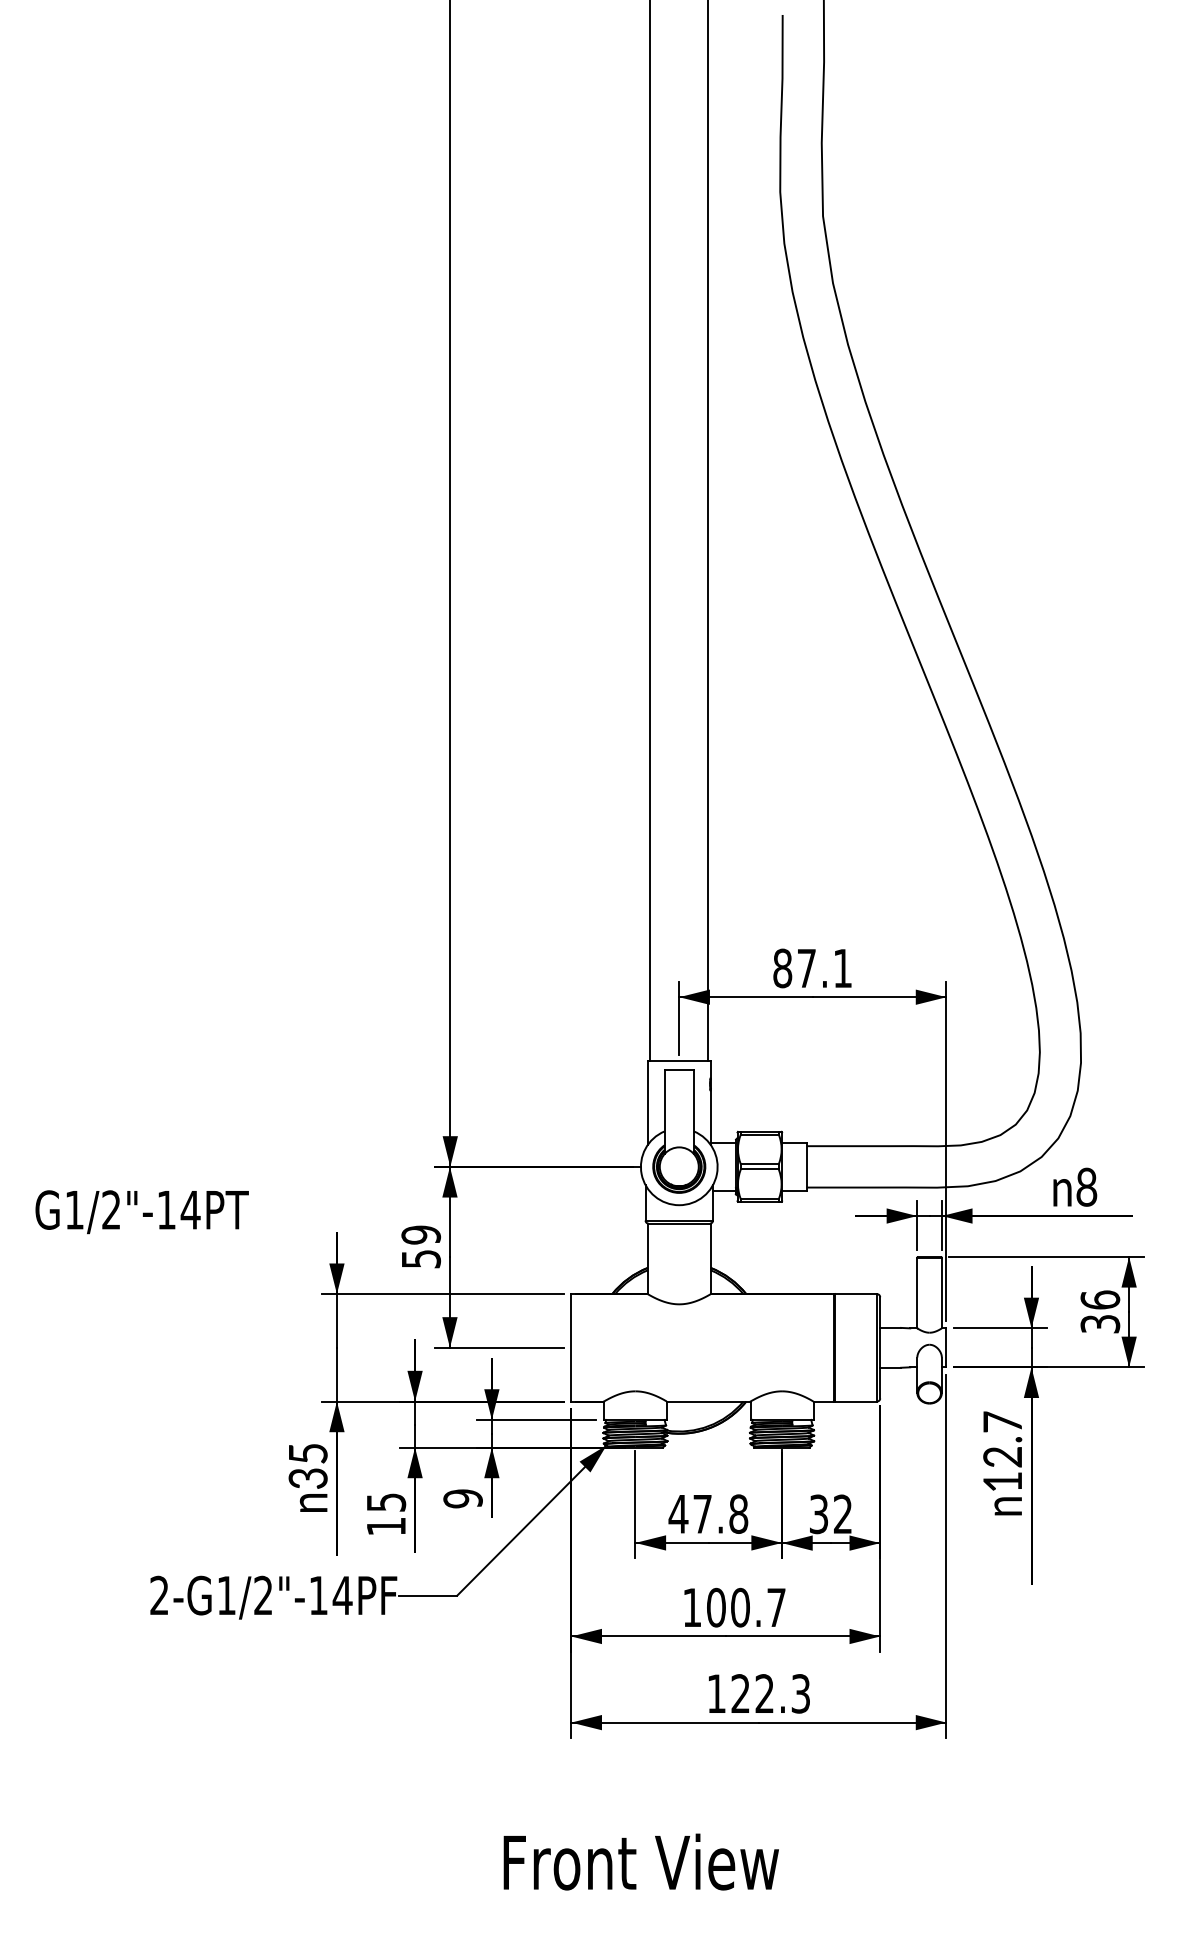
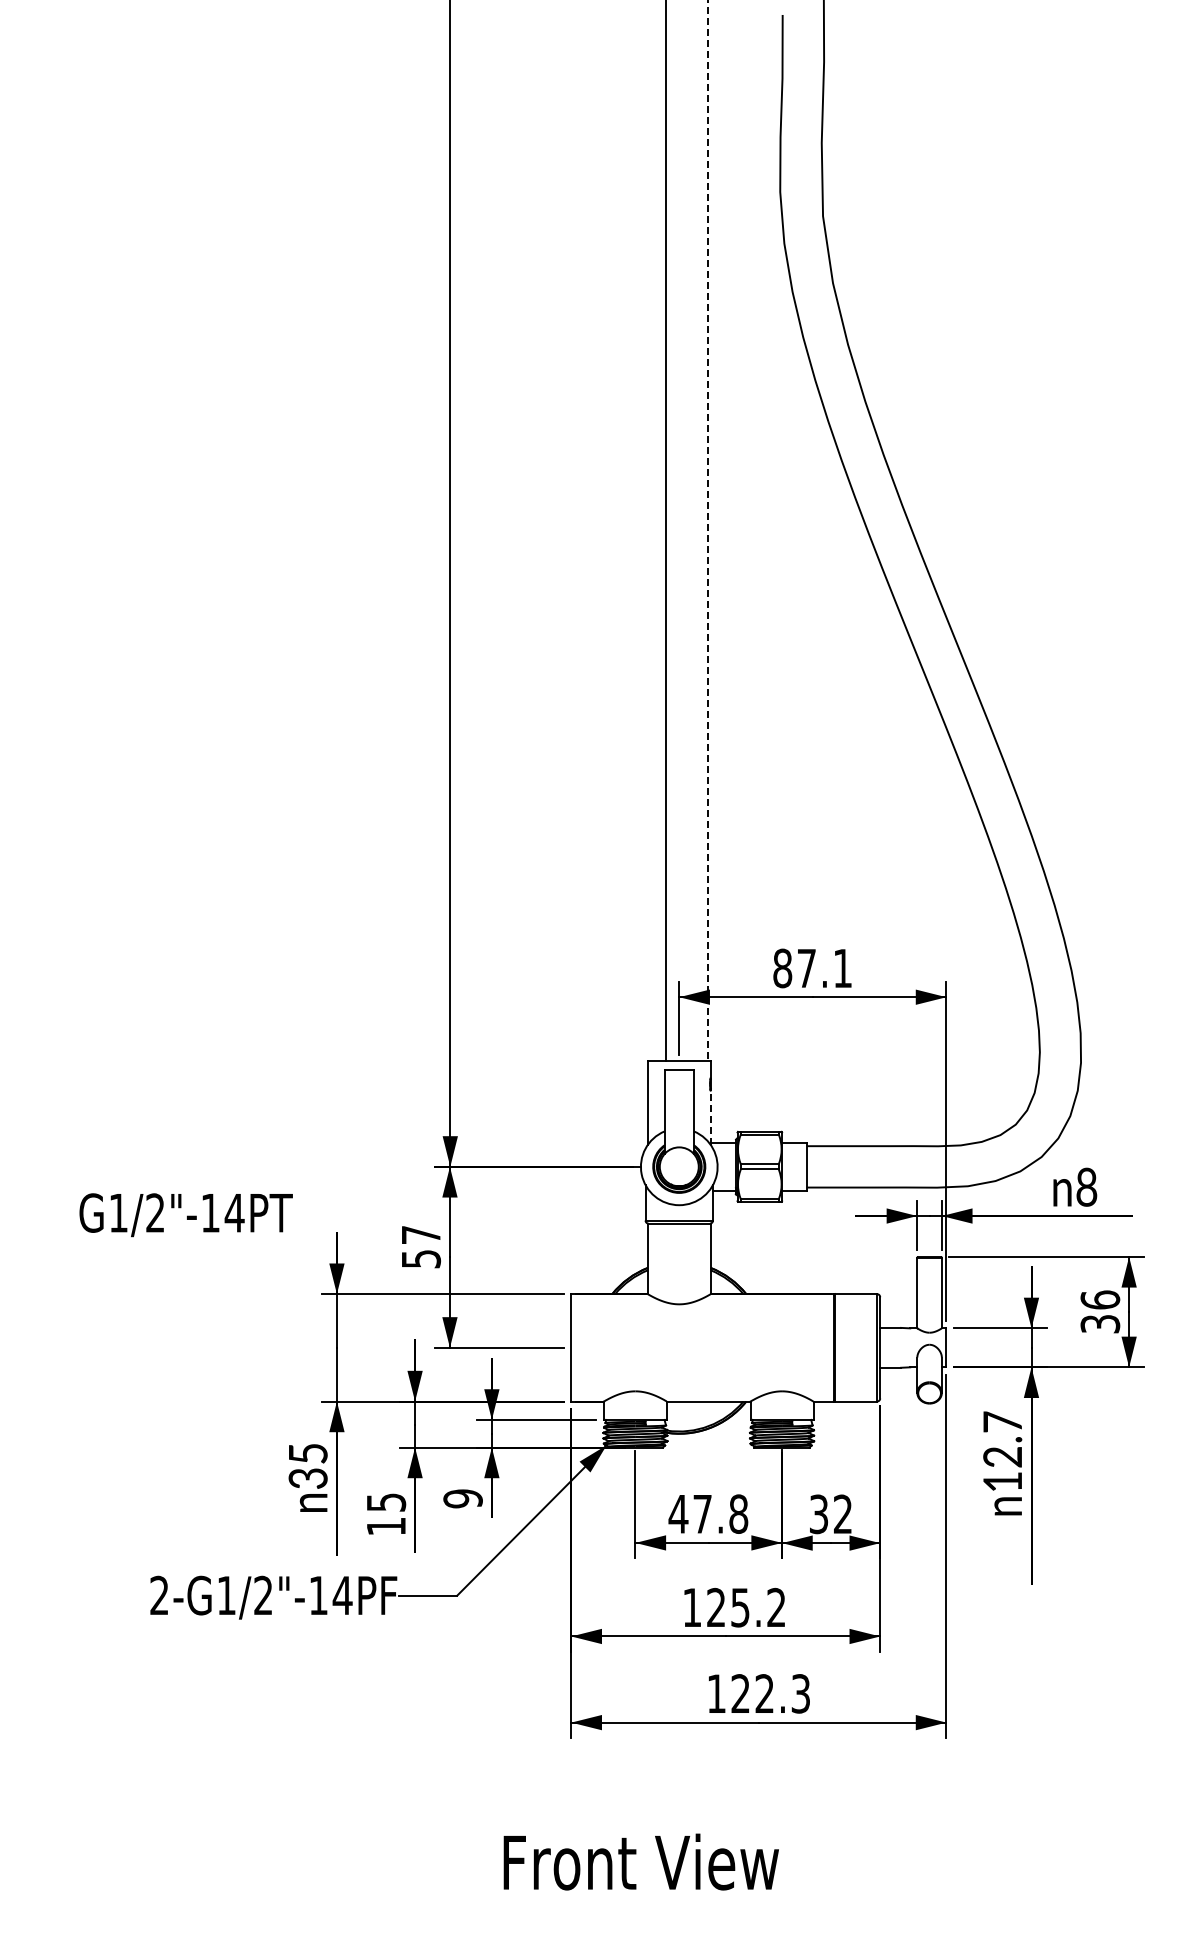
line position: (650, 531) -> (666, 531) (666, 531)
line: solid -> dashed (708, 531)
line: solid -> dashed (710, 1117)
text position: (141, 1212) -> (185, 1215) (185, 1215)
text: 59 -> 57 (421, 1234)
text: 100.7 -> 125.2 (746, 1607)
